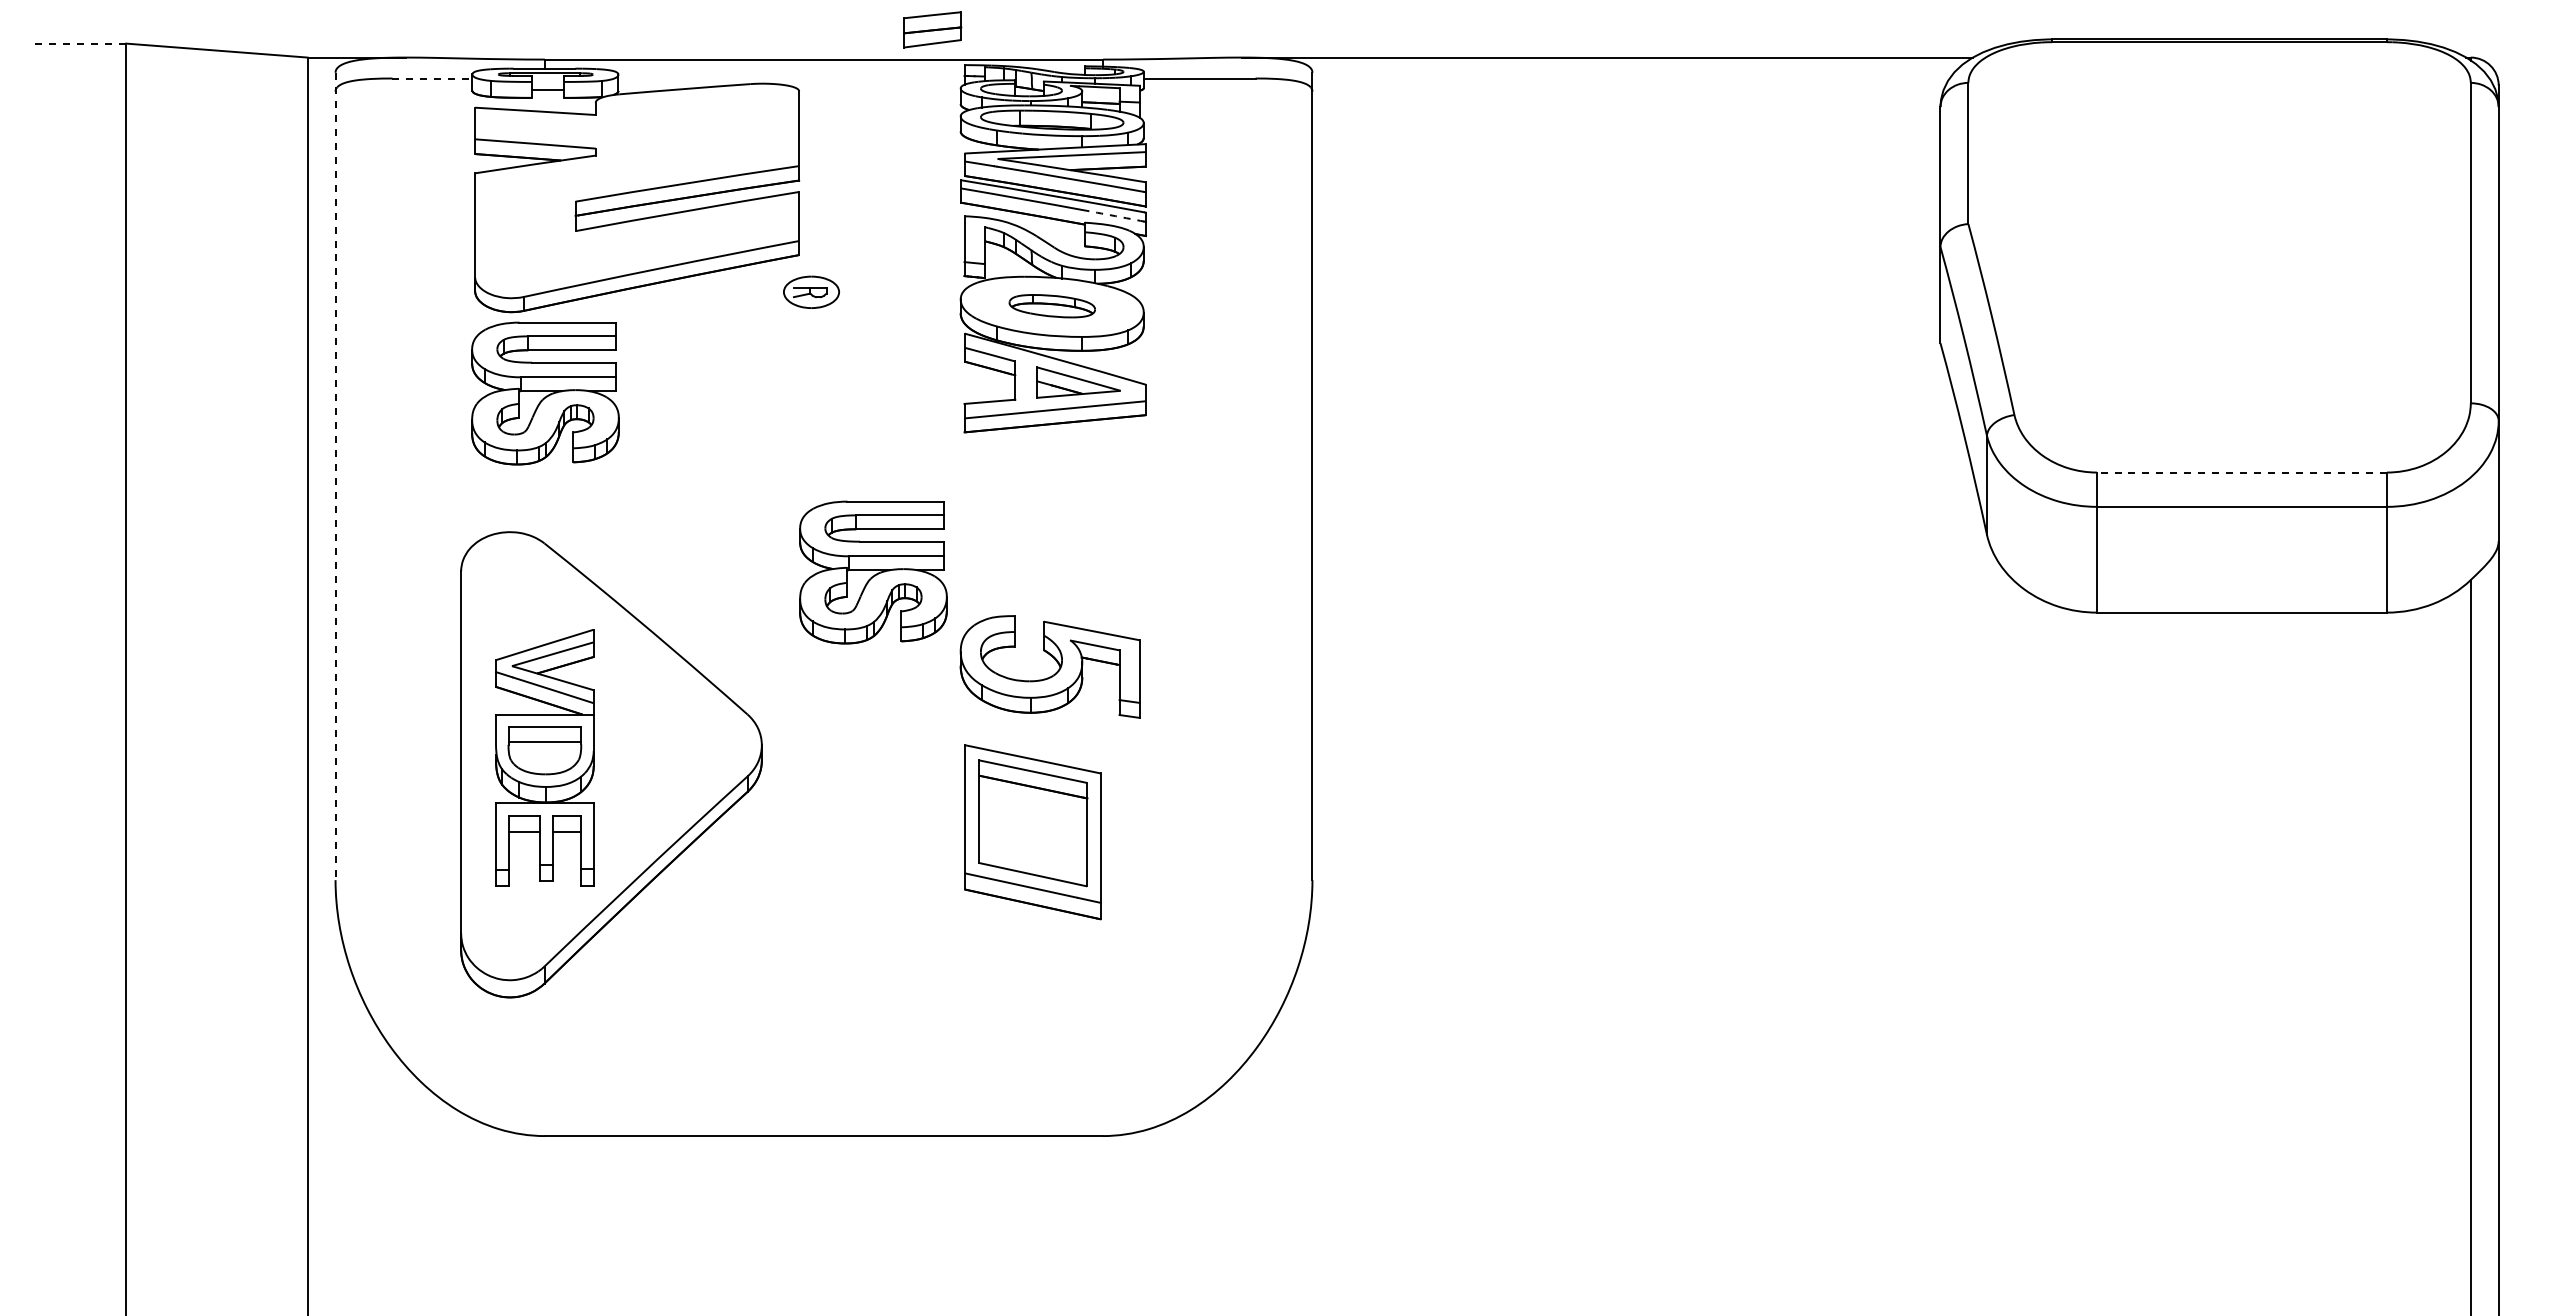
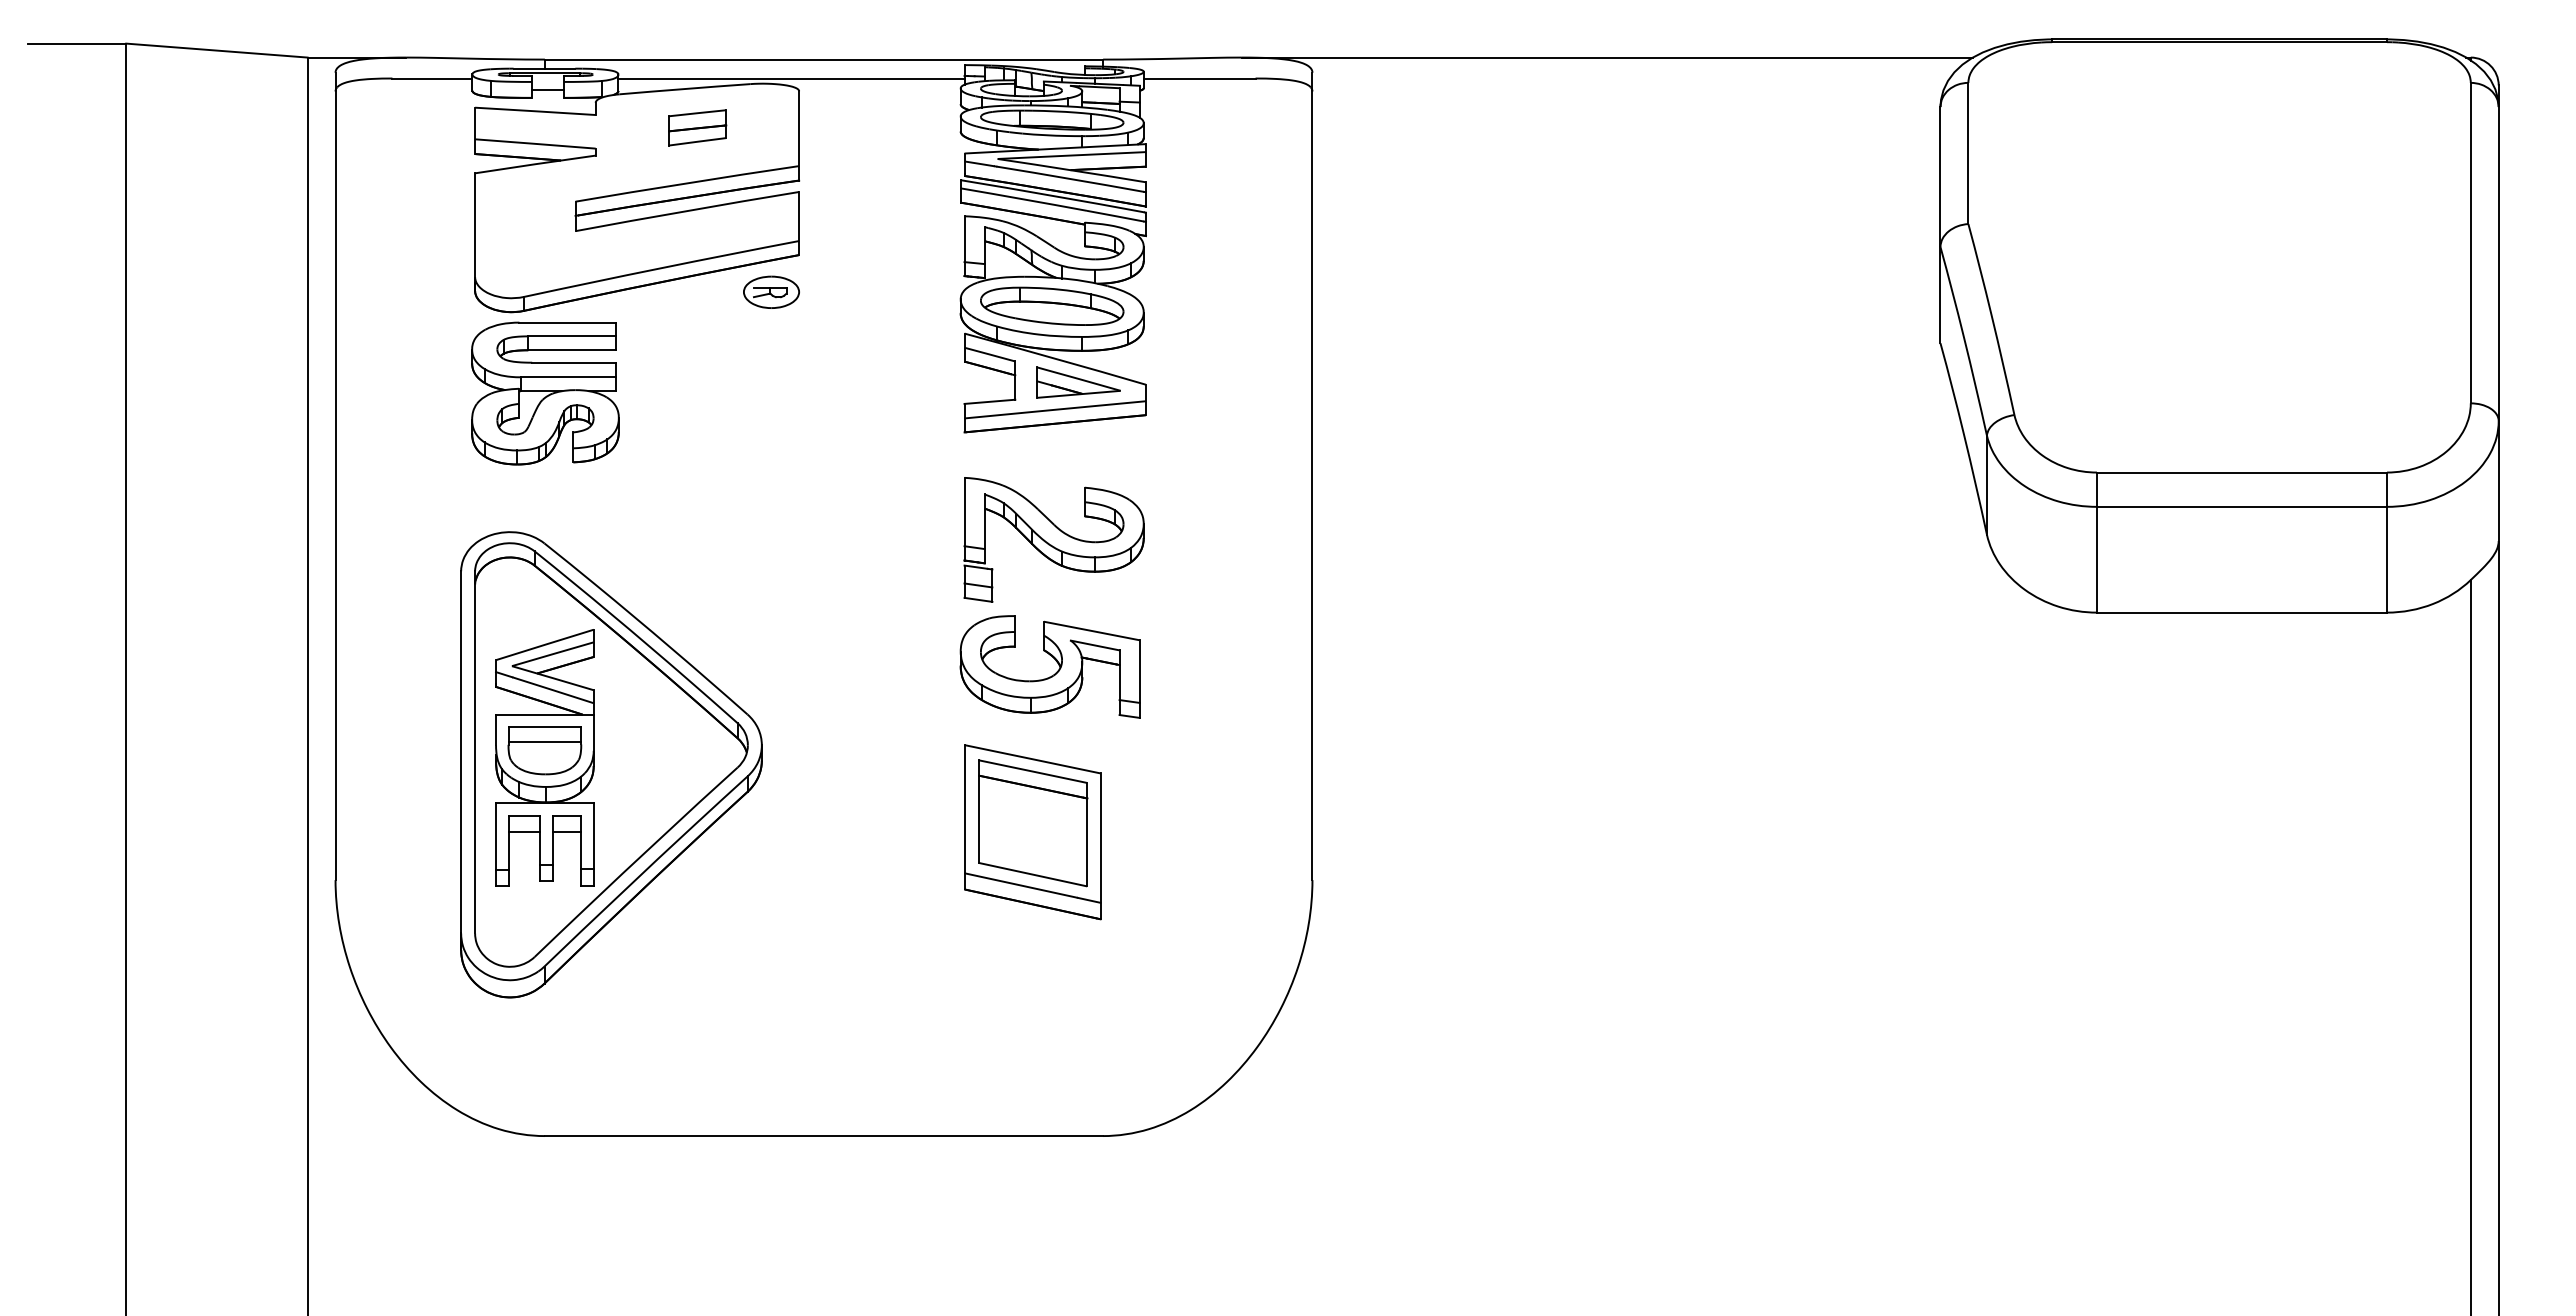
part position: (932, 29) -> (697, 127) (697, 127)
line: dashed -> solid (77, 43)
line: dashed -> solid (432, 78)
line: none -> present (791, 78)
arc: dashed -> solid (1115, 216)
part position: (811, 291) -> (771, 291) (771, 291)
part size: 88x25 px -> 145x40 px (1052, 305)
line: dashed -> solid (2241, 472)
line: dashed -> solid (335, 476)
part: none -> present (1053, 539)
part: present -> none (873, 572)
part: none -> present (611, 754)
